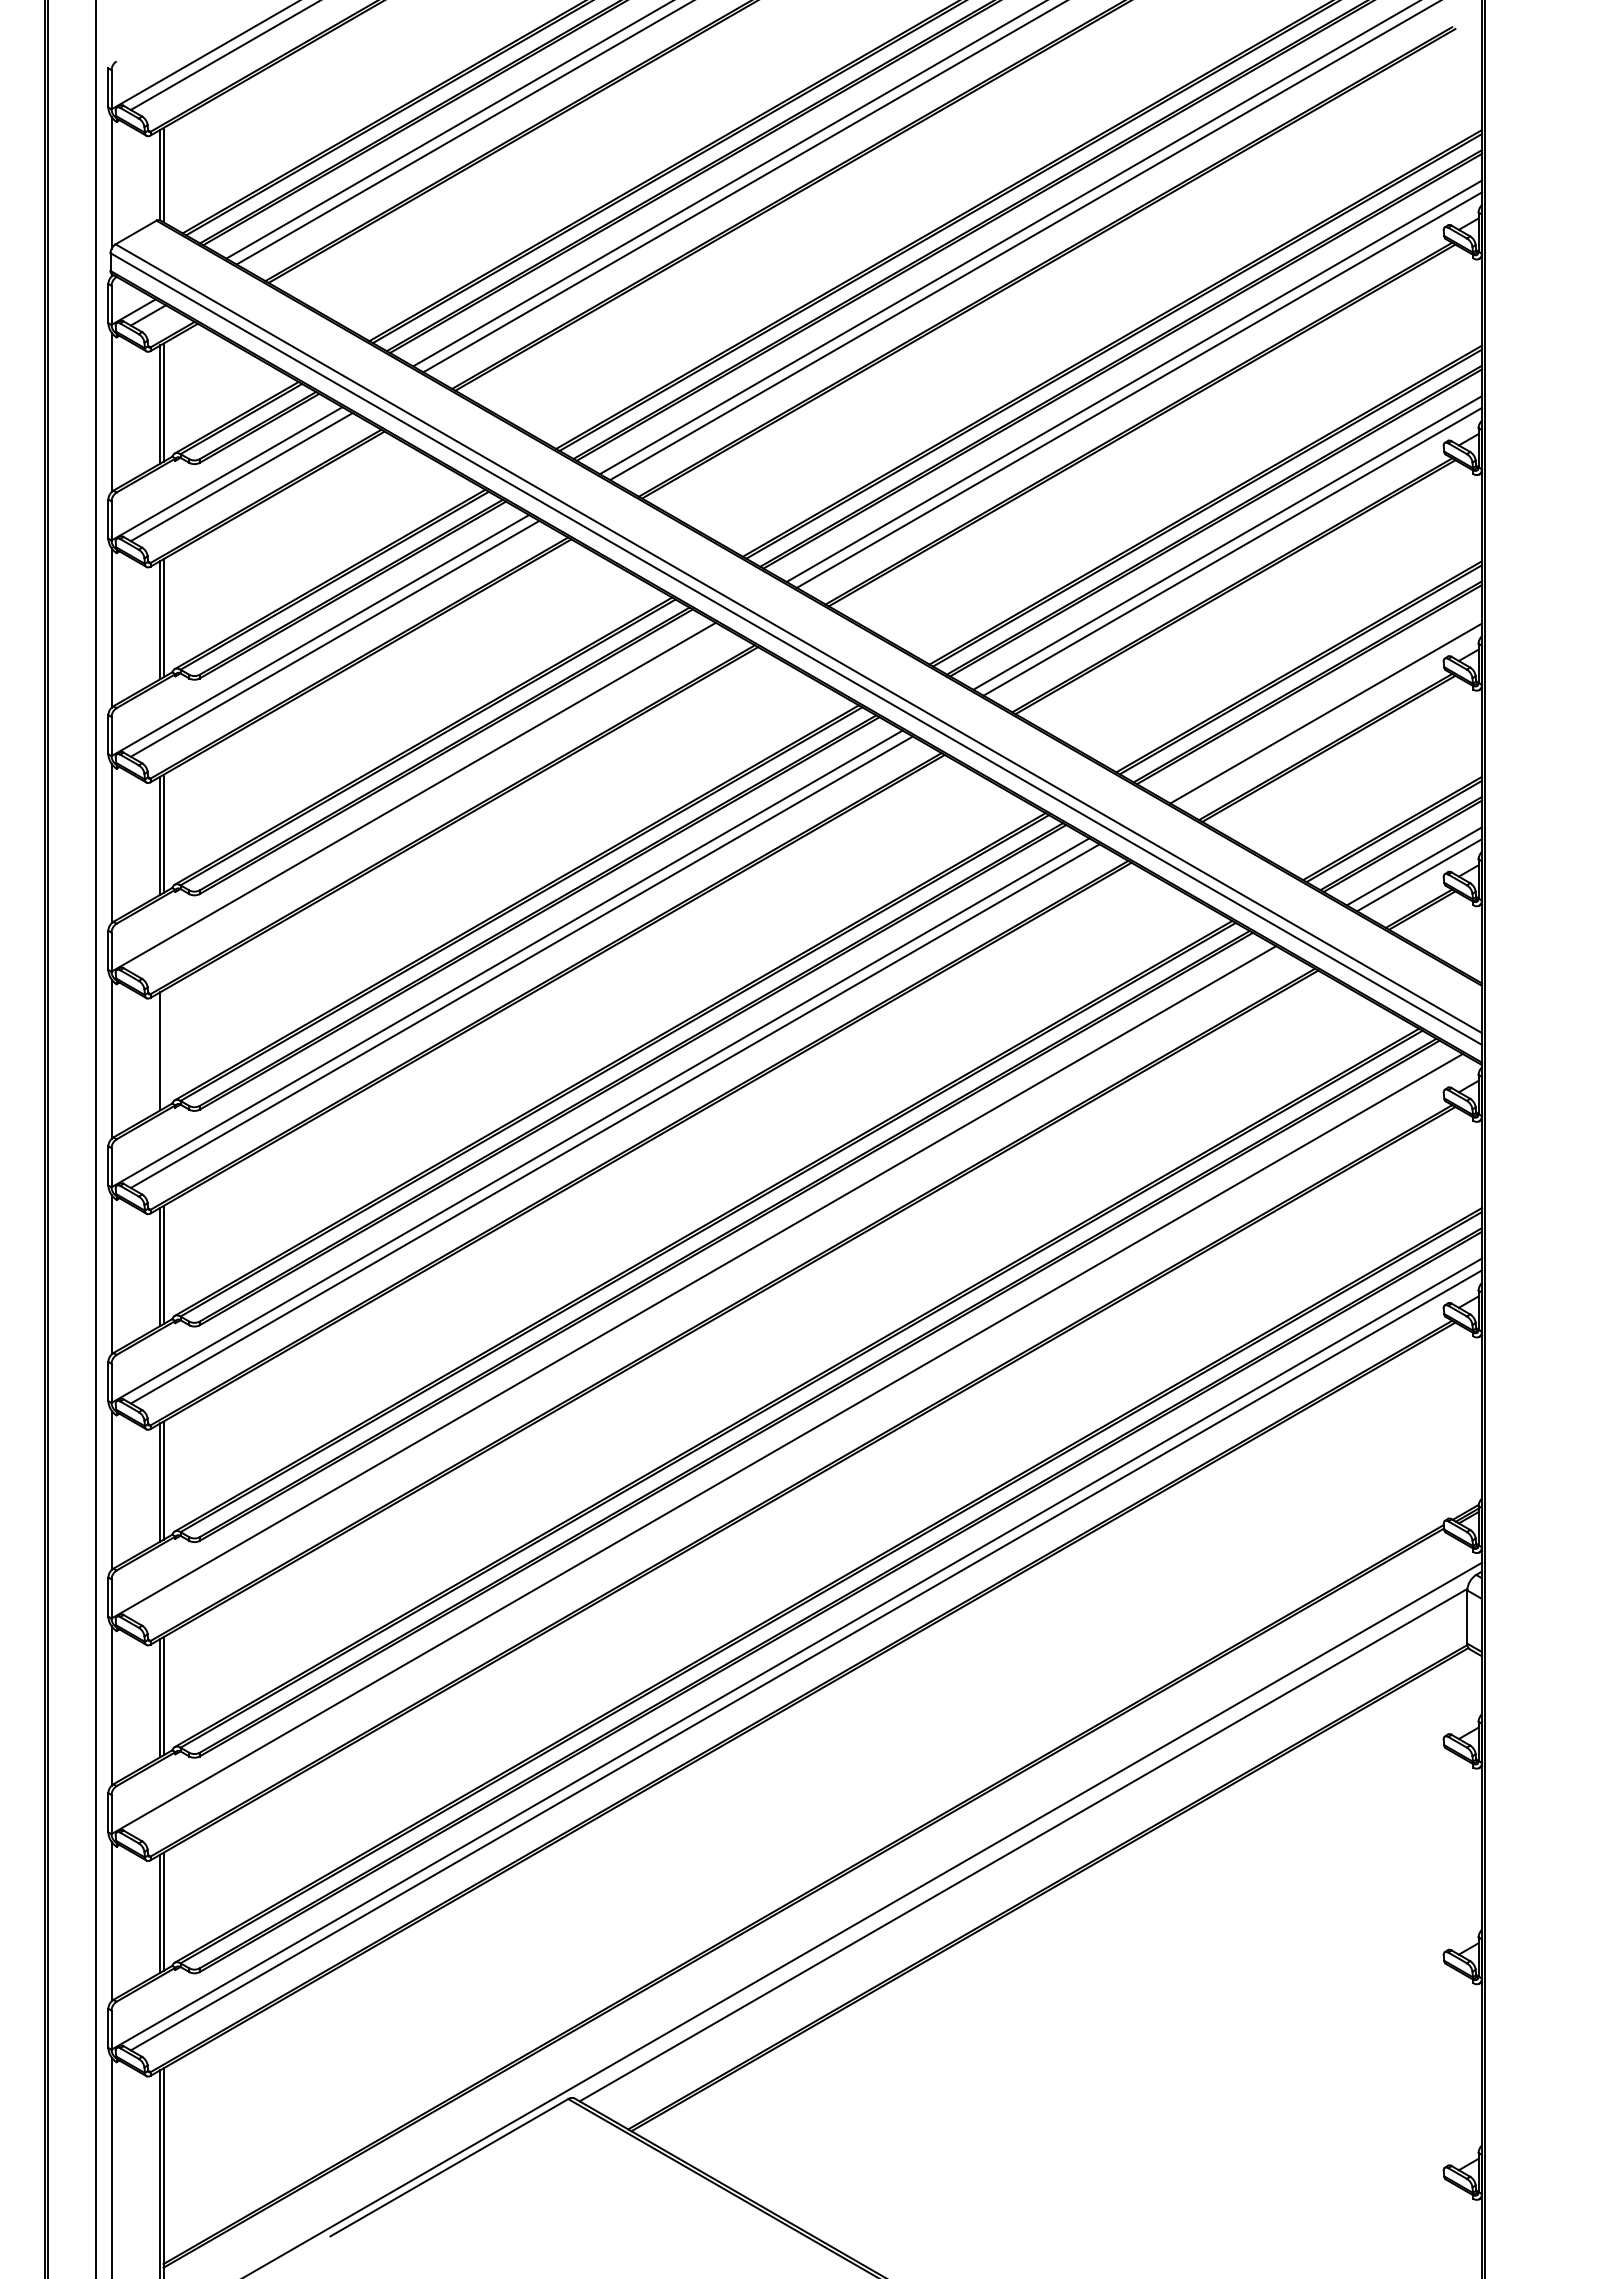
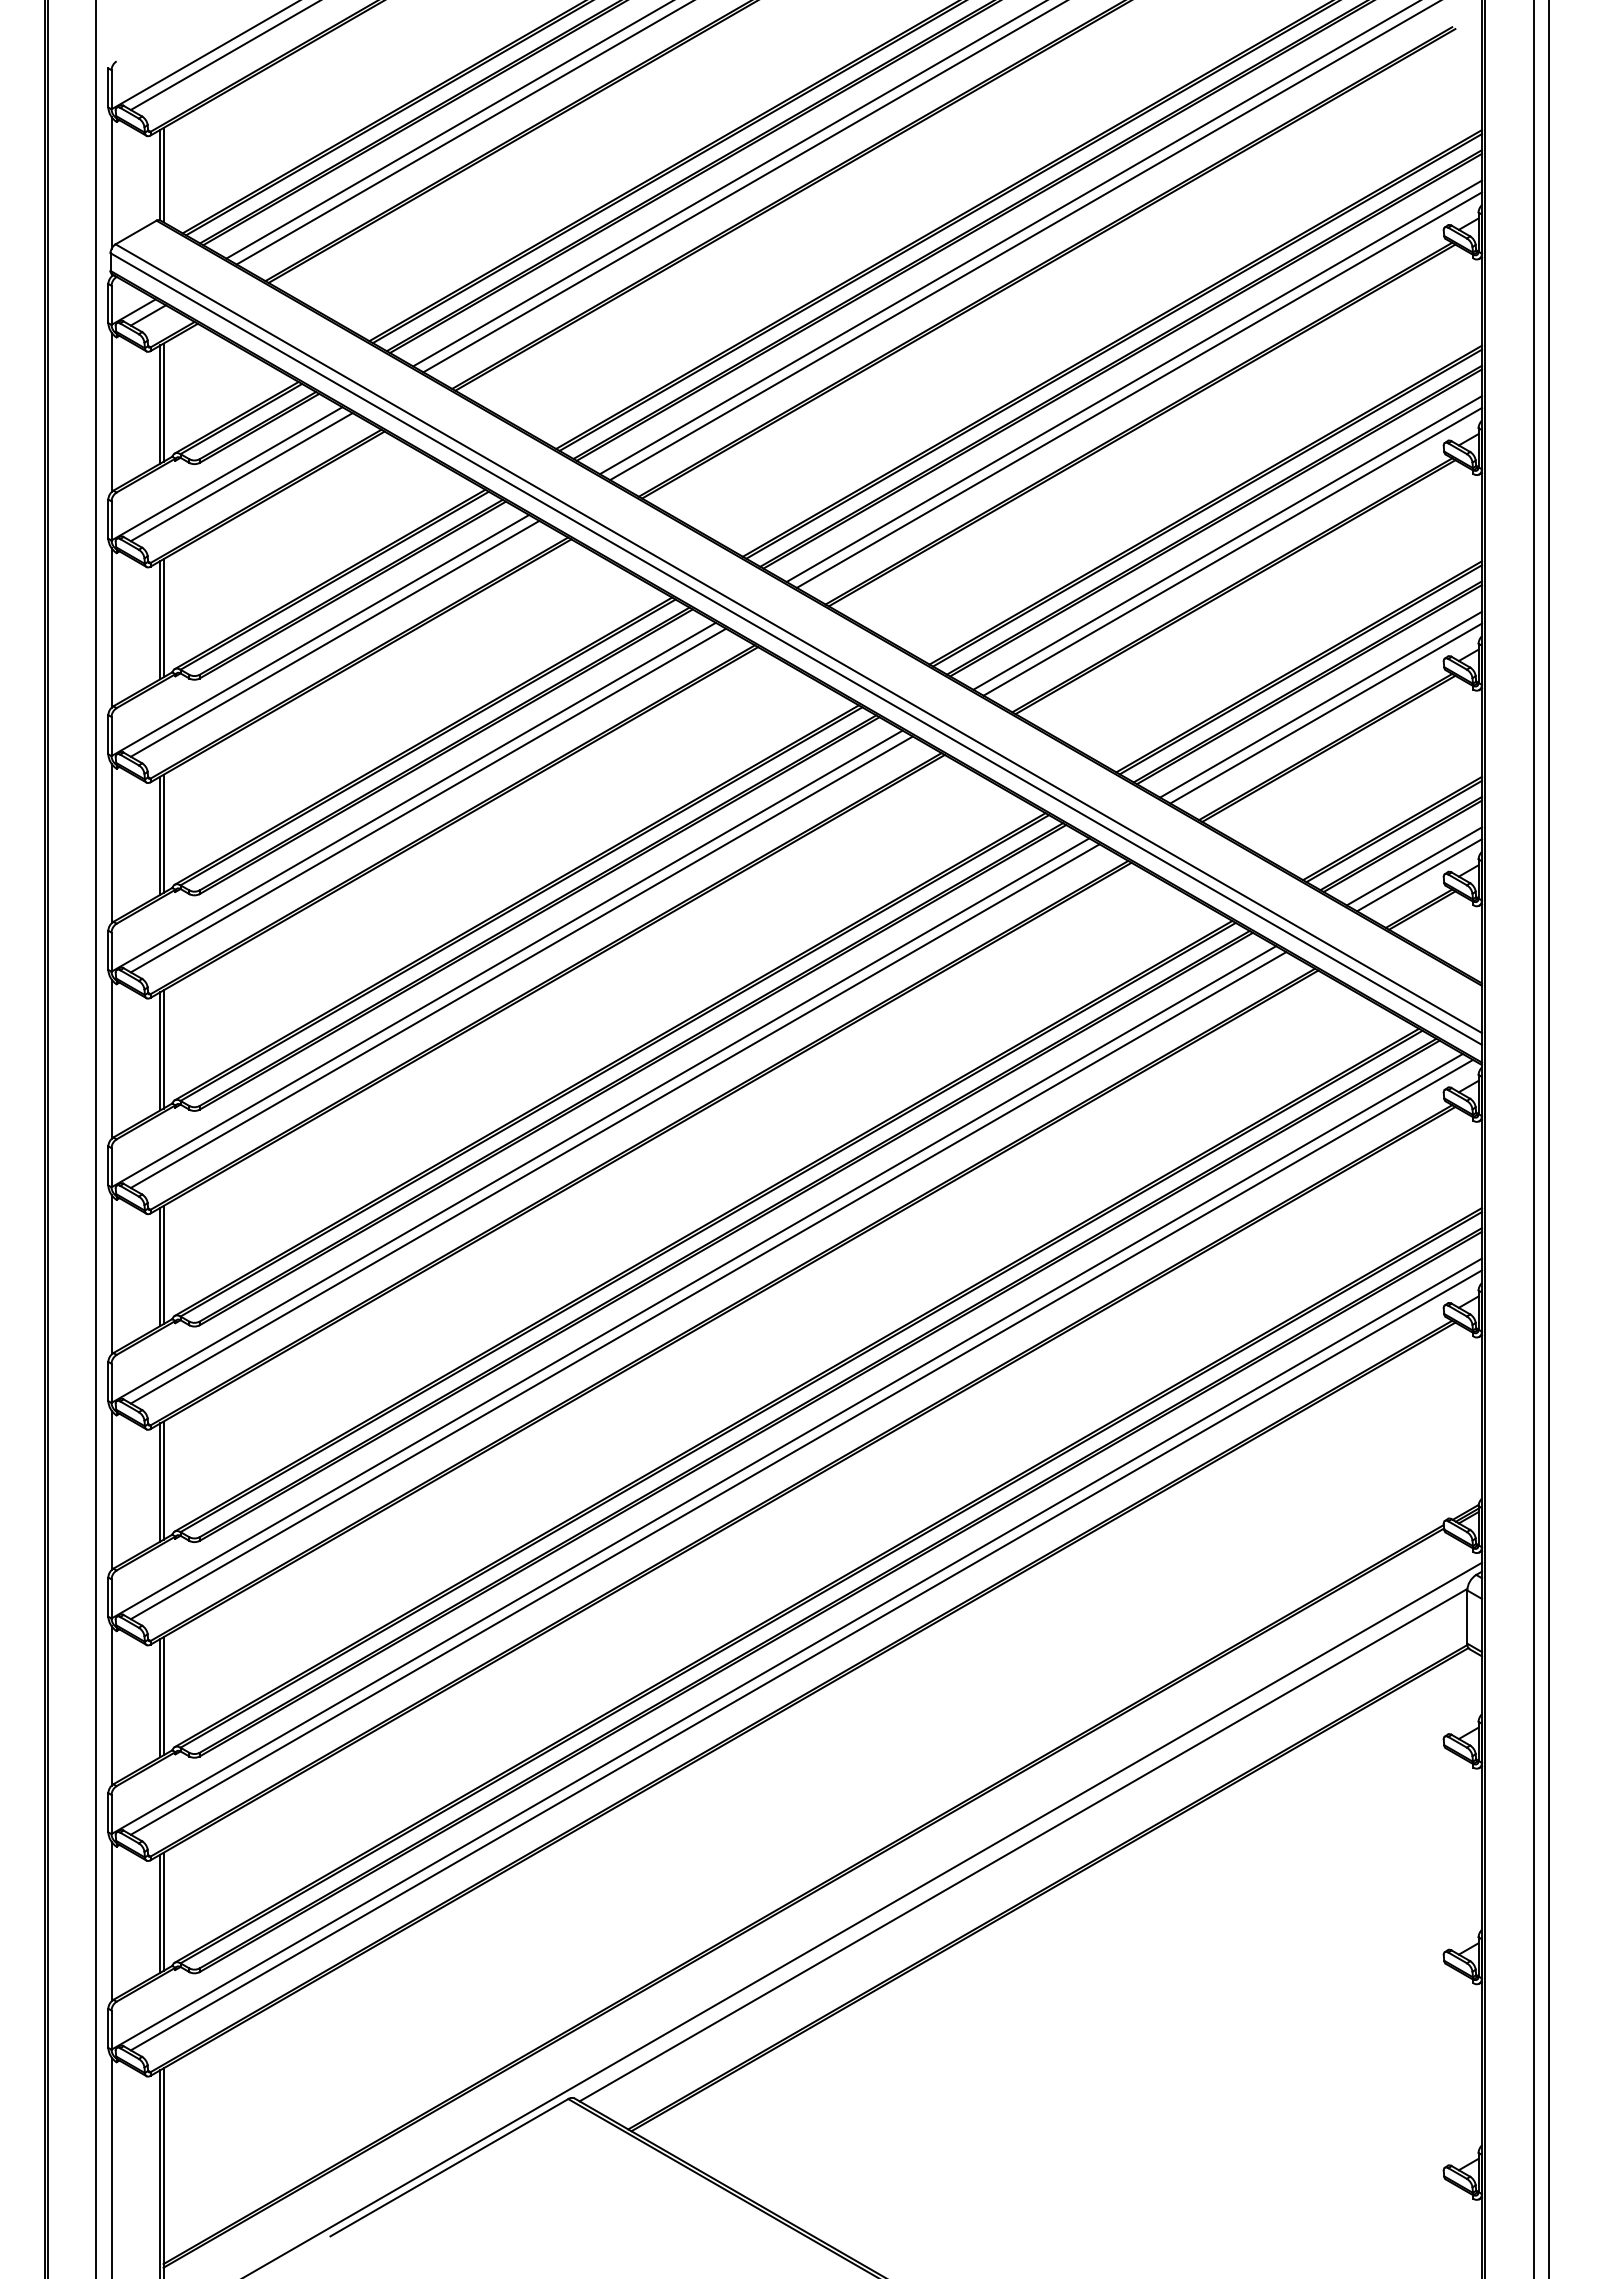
line: none -> present (1321, 704)
line: none -> present (428, 800)
line: none -> present (163, 1049)
line: none -> present (1533, 1138)
line: none -> present (1549, 1138)
line: none -> present (708, 1285)
line: none -> present (801, 1446)
